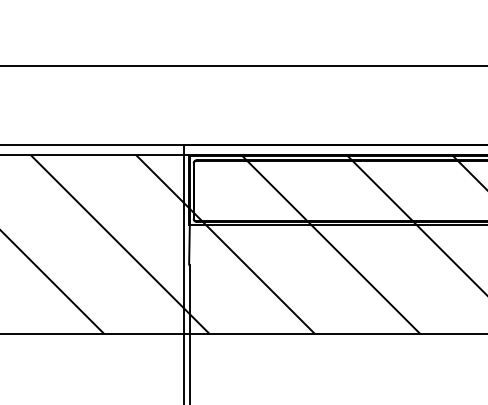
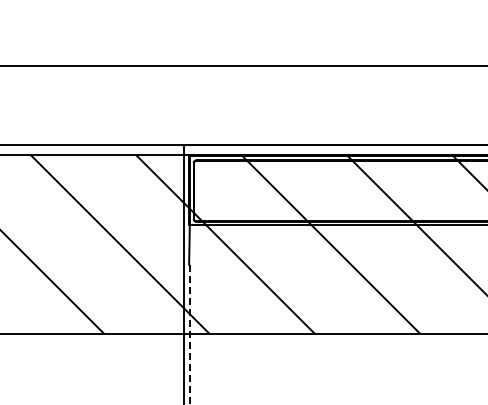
line: solid -> dashed (189, 334)
